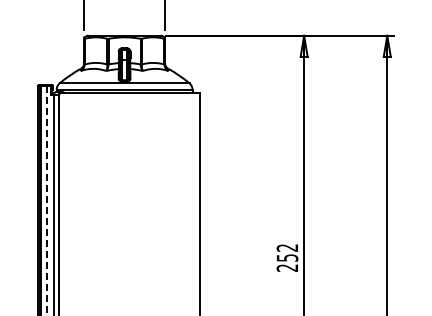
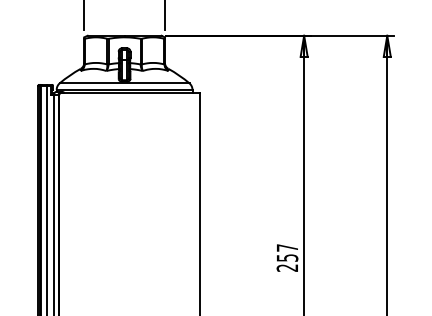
line: dashed -> solid (46, 200)
text: 252 -> 257 (286, 247)
